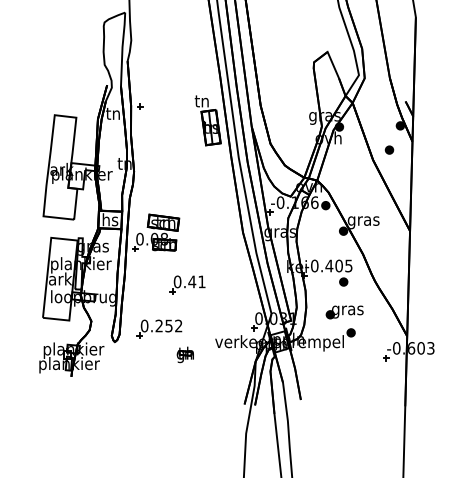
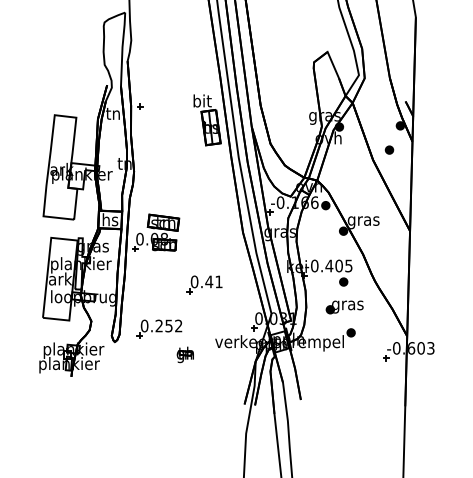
text: tn -> bit (202, 100)
part position: (187, 284) -> (204, 284) (204, 284)
part position: (344, 312) -> (344, 307) (344, 307)
